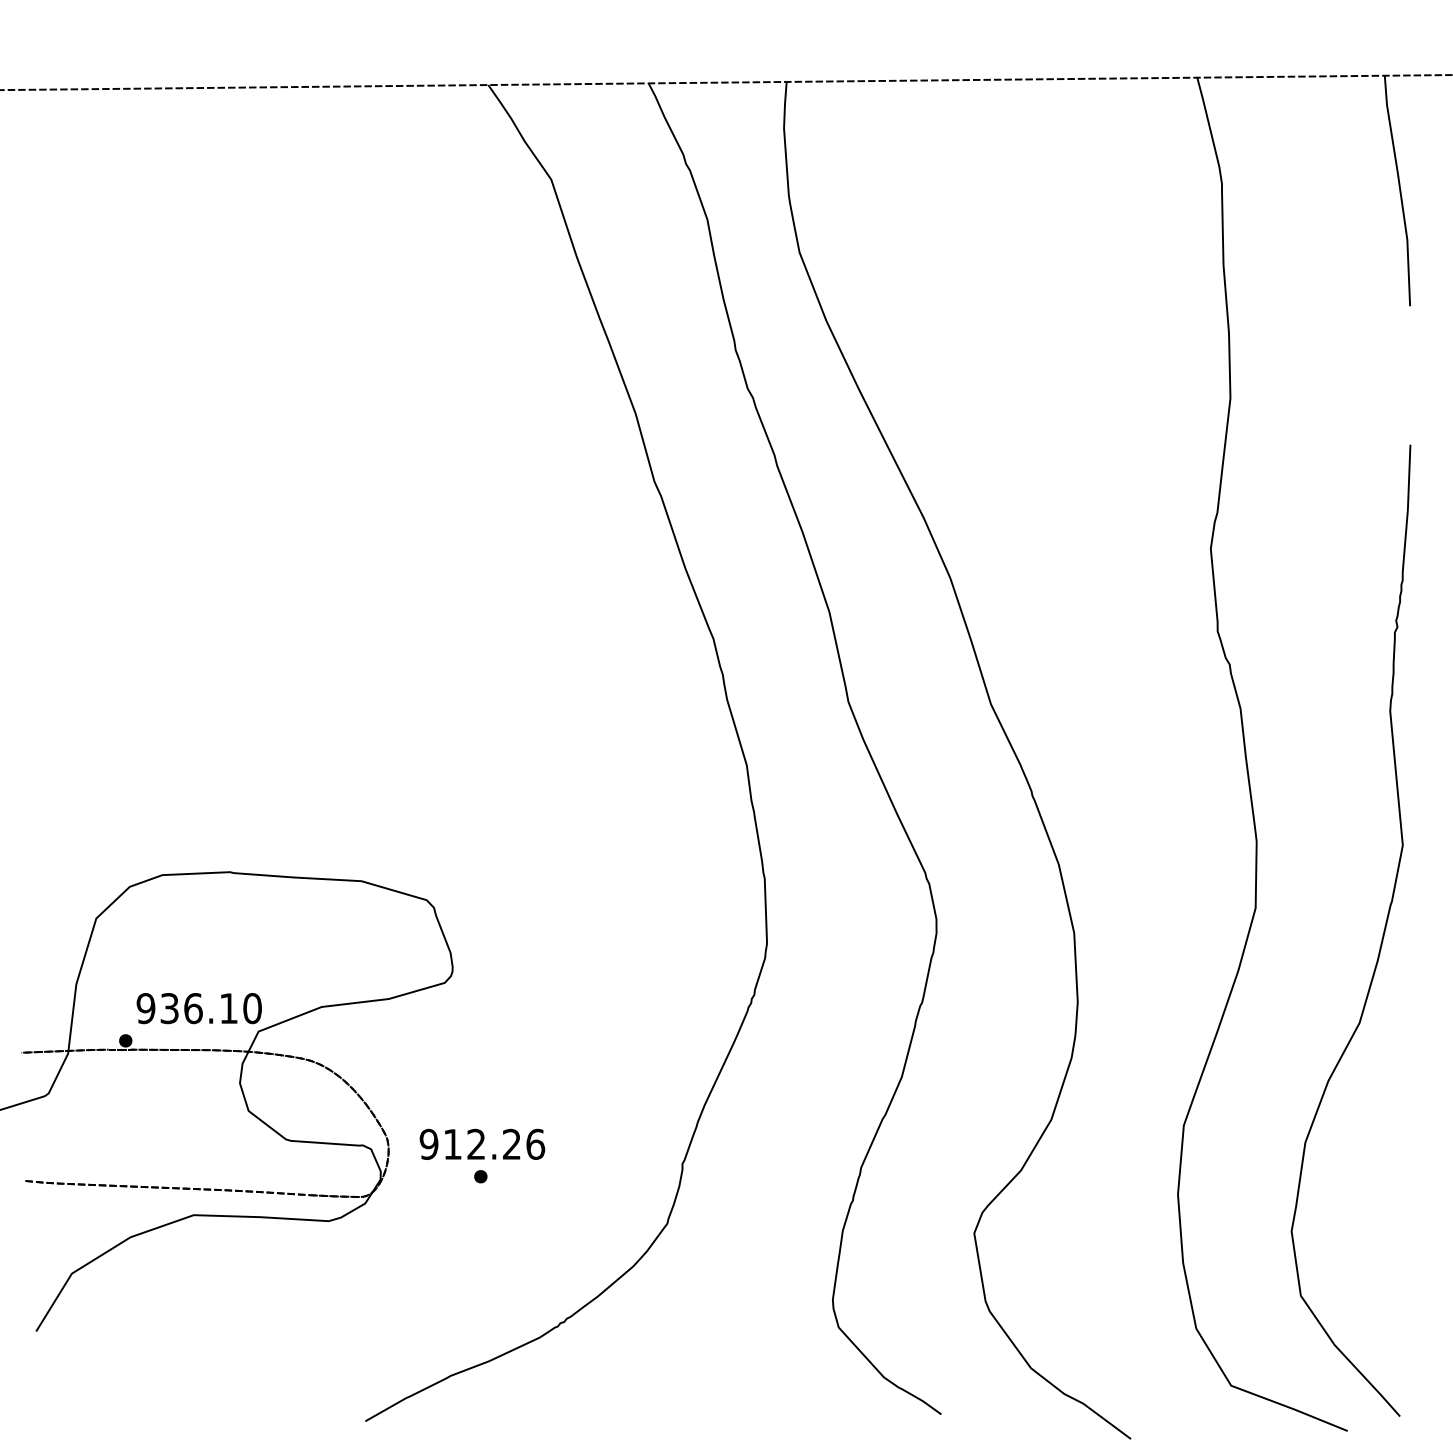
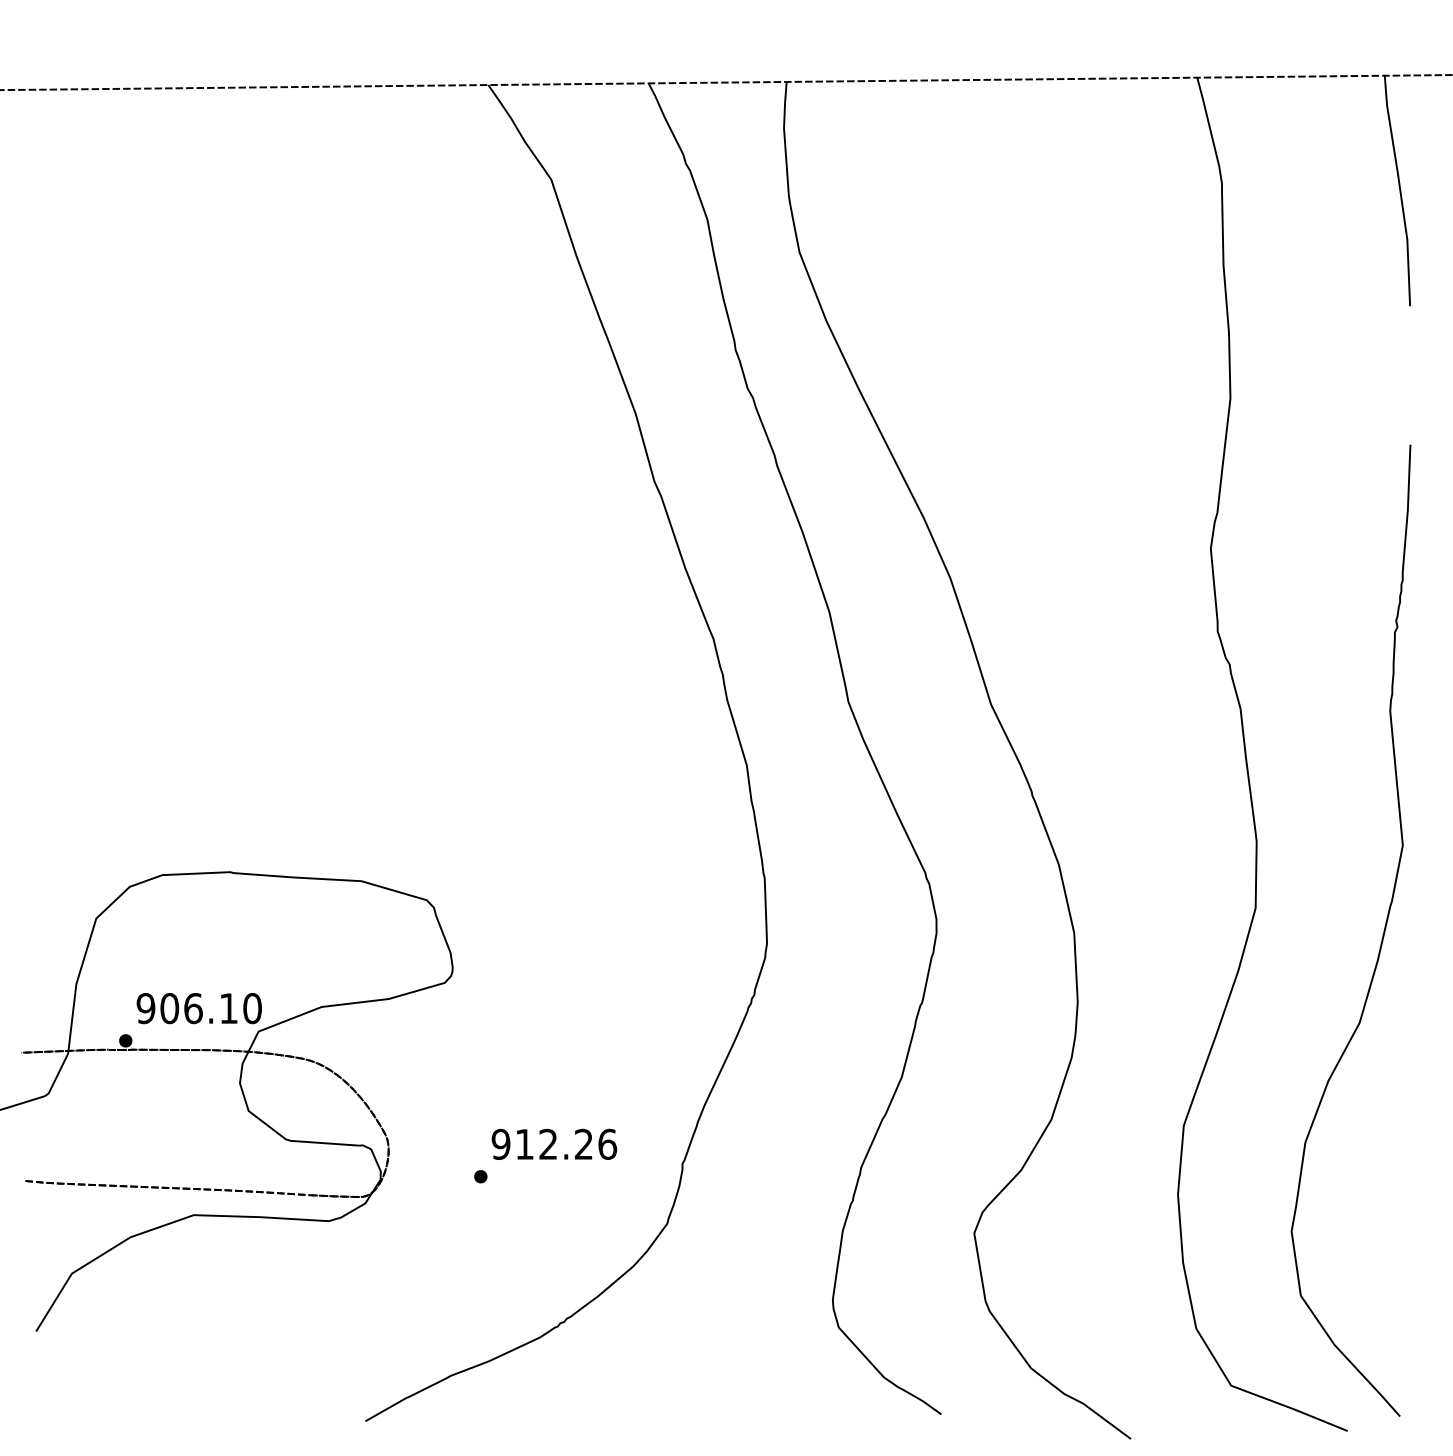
text: 936.10 -> 906.10 (169, 1008)
text position: (482, 1143) -> (554, 1143) (554, 1143)
